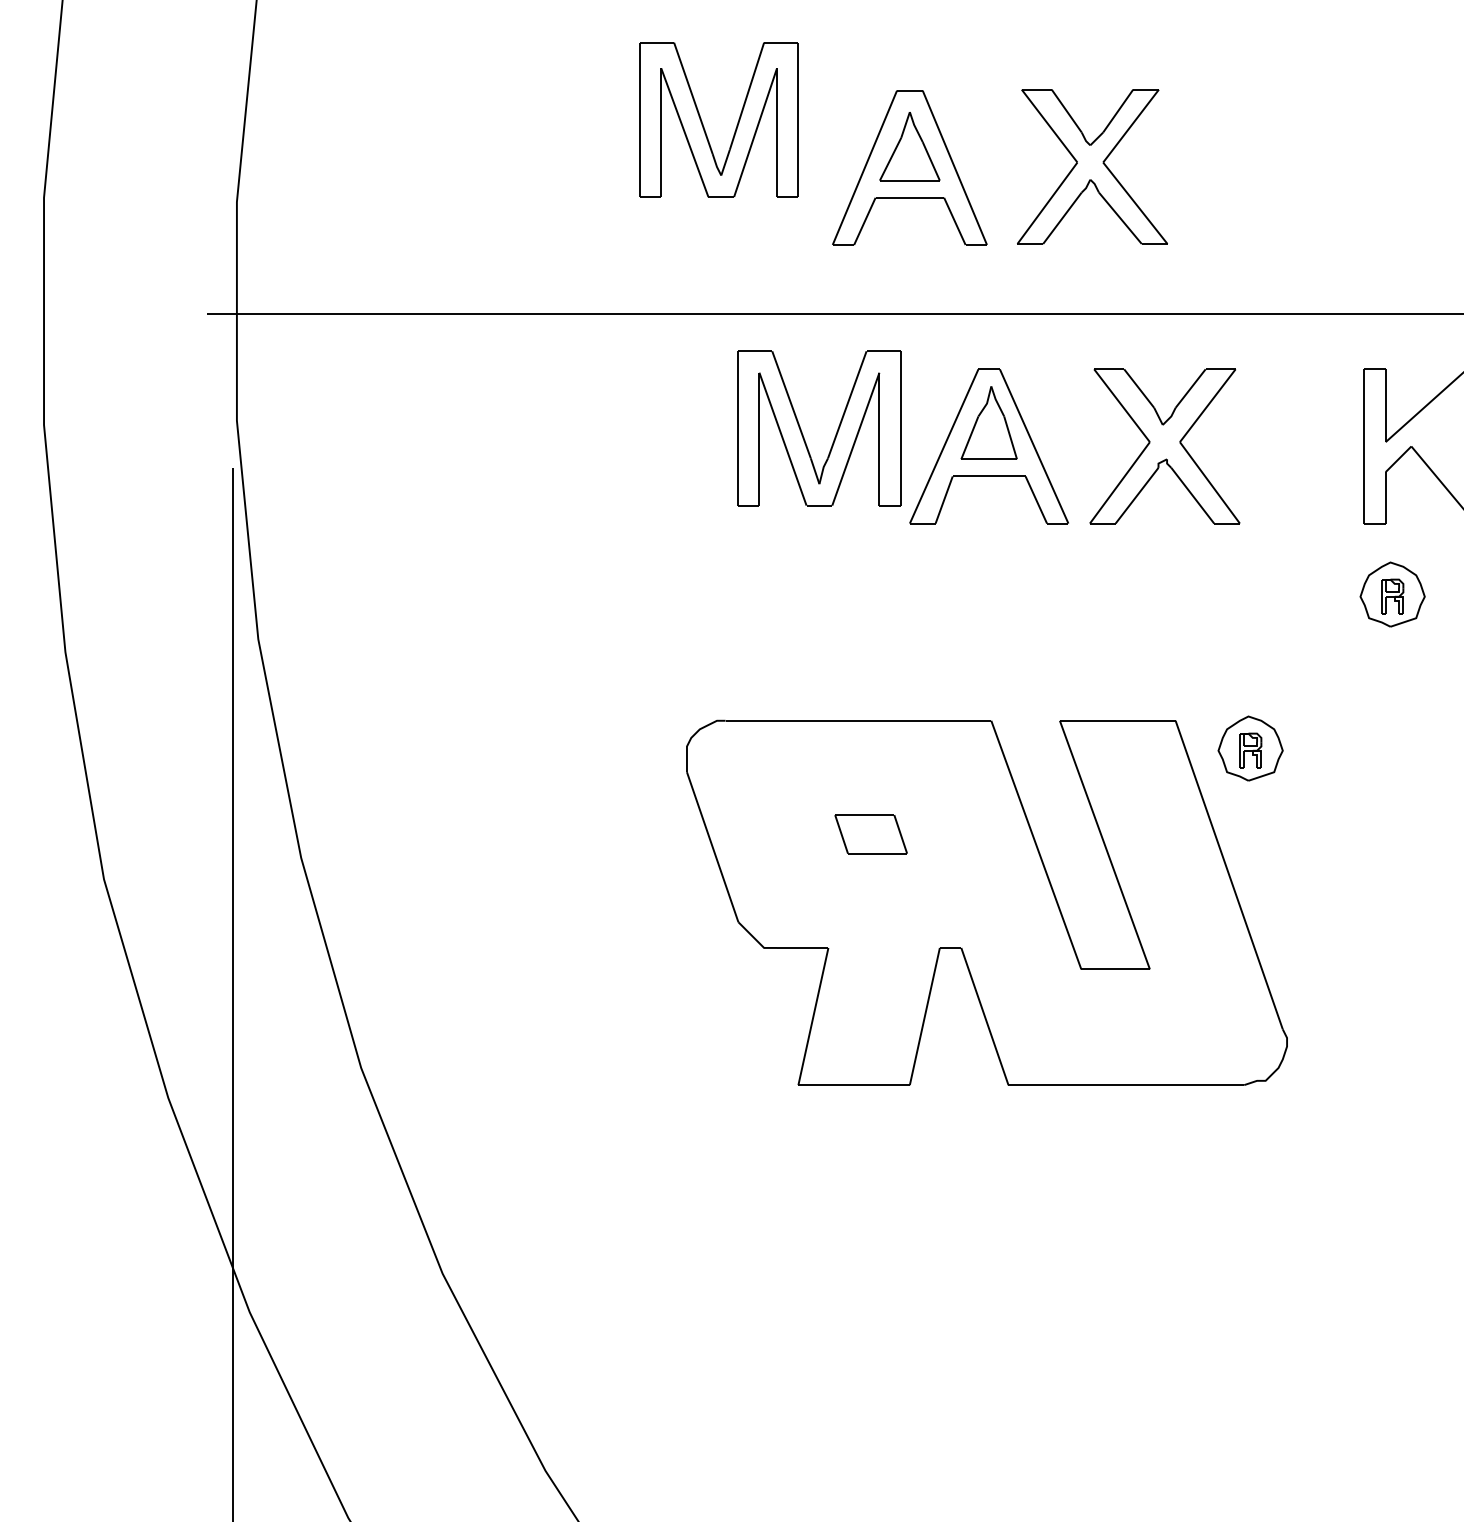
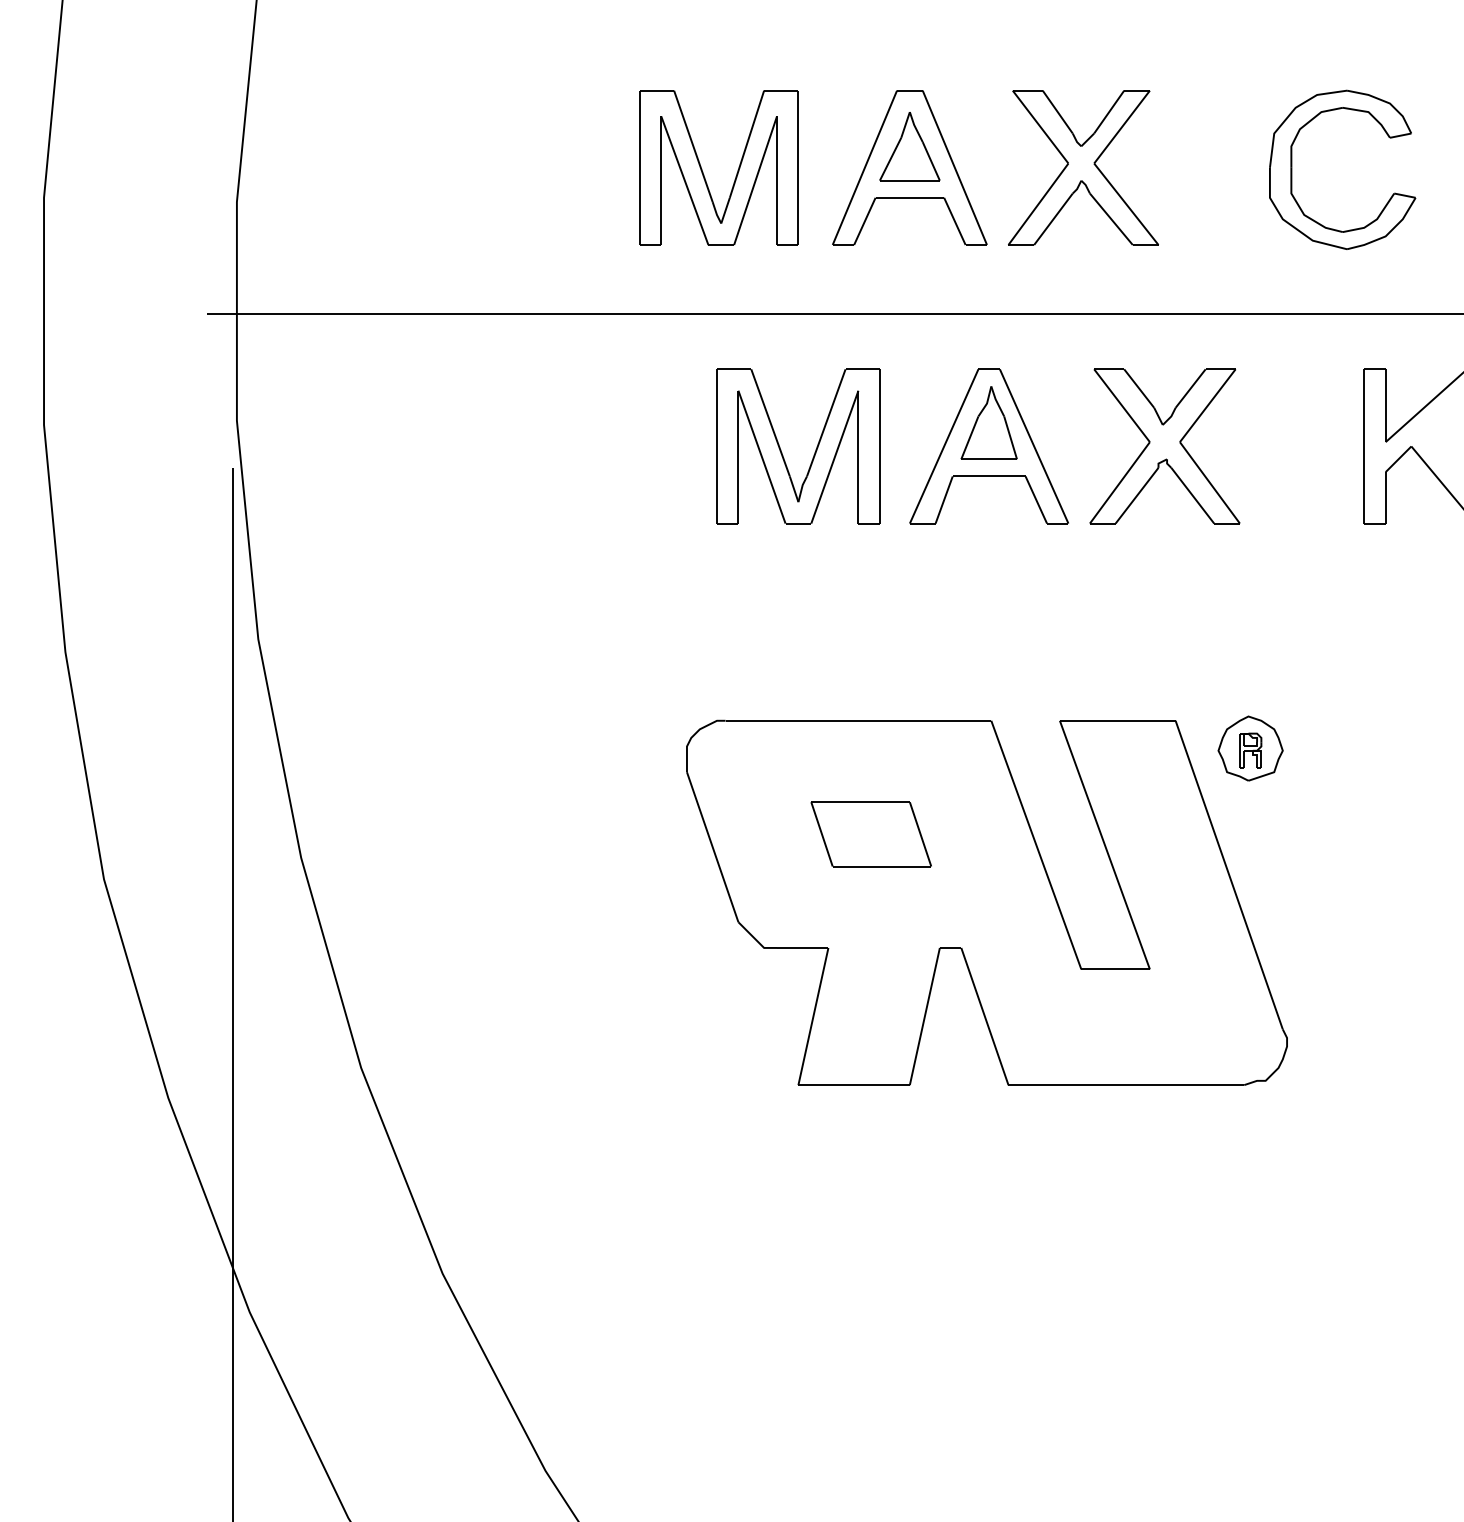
part position: (703, 123) -> (703, 171) (703, 171)
part position: (1092, 166) -> (1083, 167) (1083, 167)
part: none -> present (1292, 169)
part position: (803, 434) -> (782, 452) (782, 452)
part: present -> none (1392, 594)
part size: 74x41 px -> 122x67 px (870, 834)
